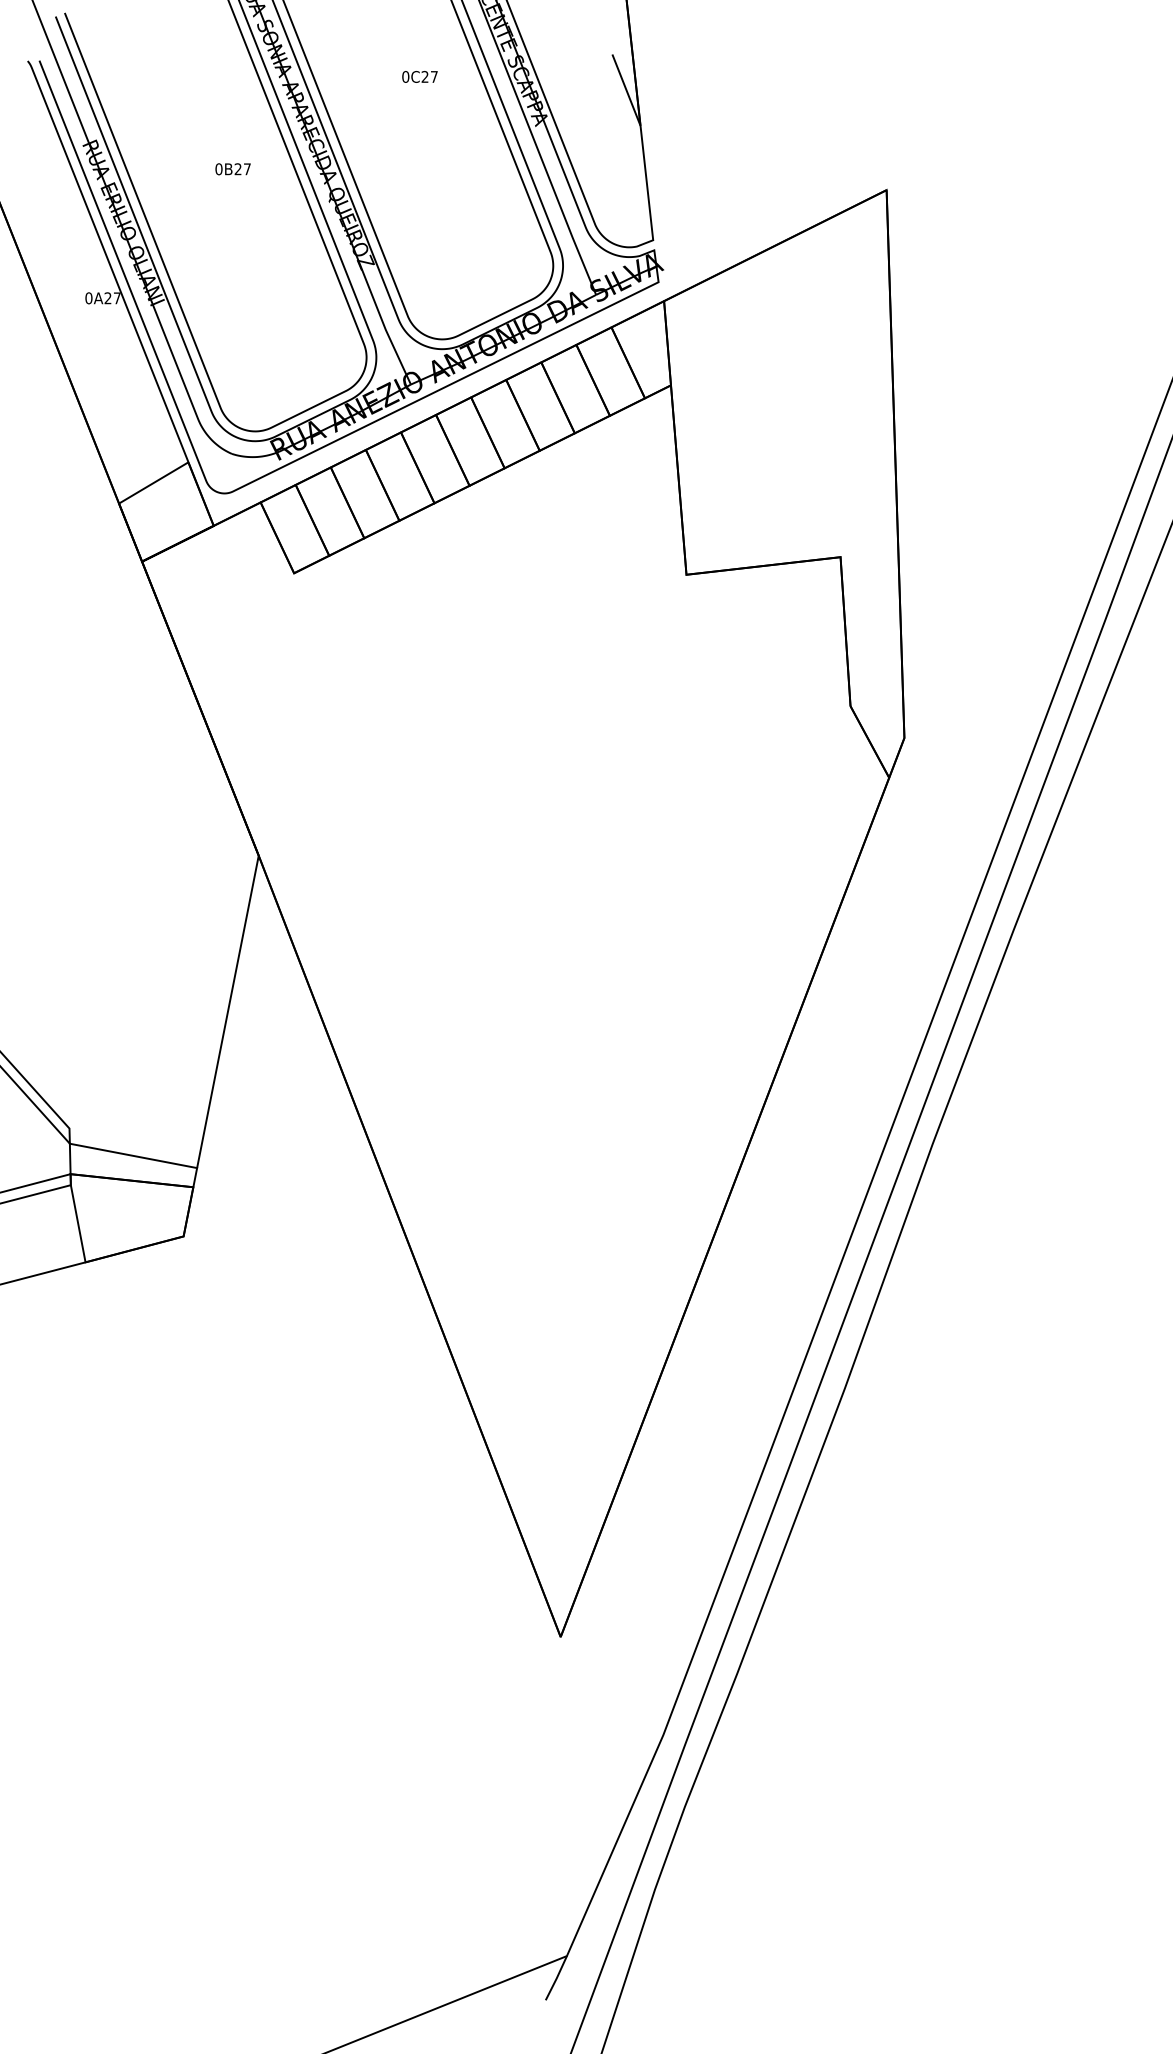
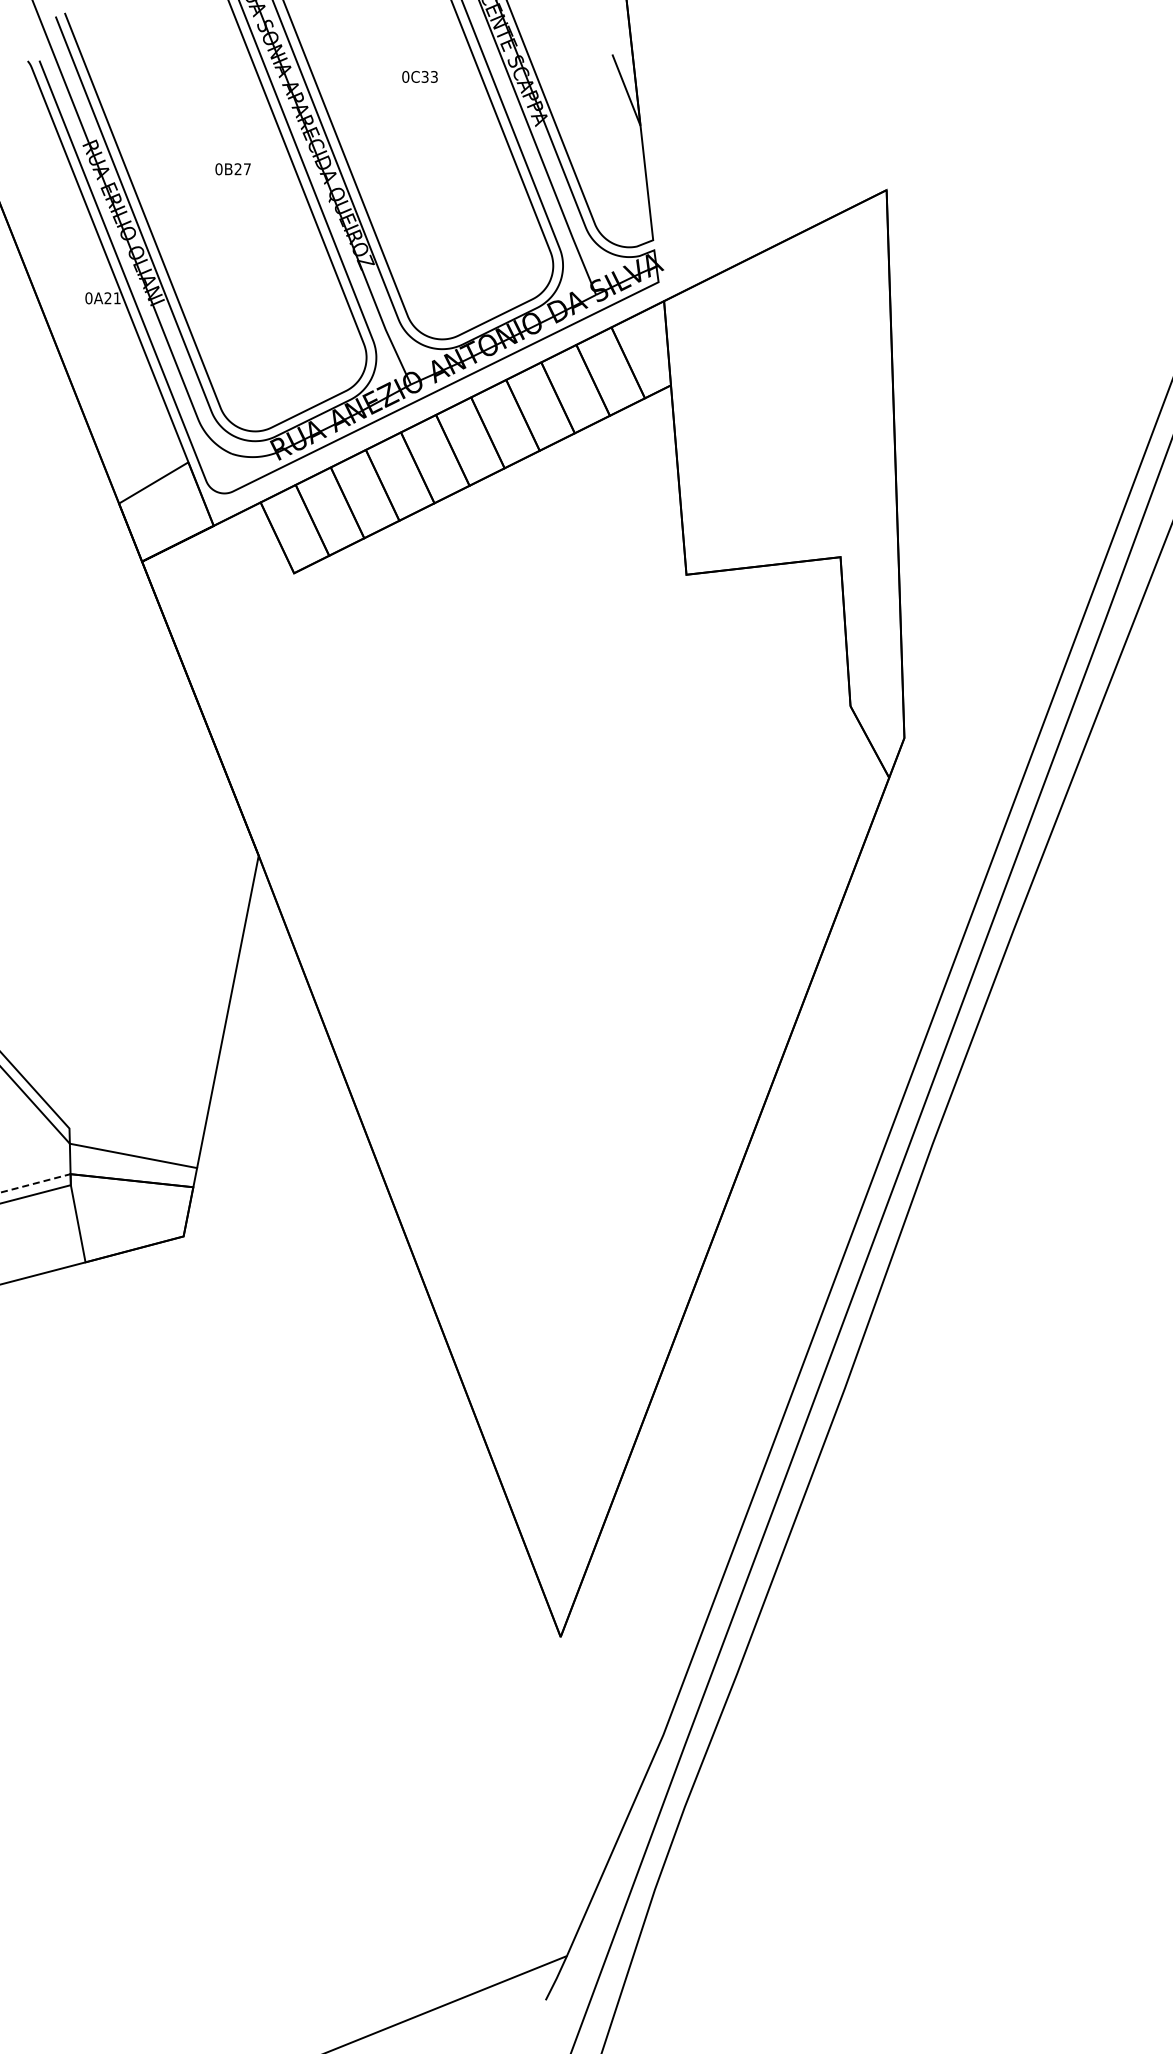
text: 0C27 -> 0C33 (429, 76)
text: 0A27 -> 0A21 (117, 298)
line: solid -> dashed (35, 1183)
